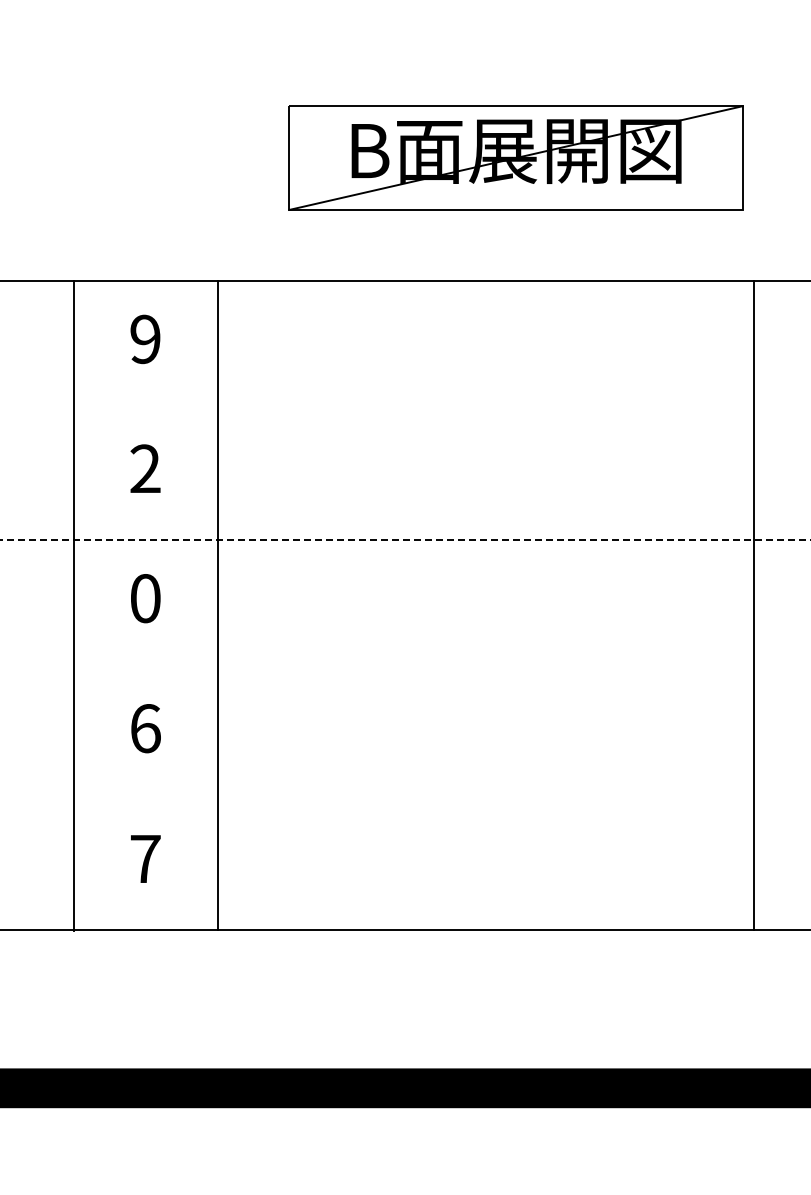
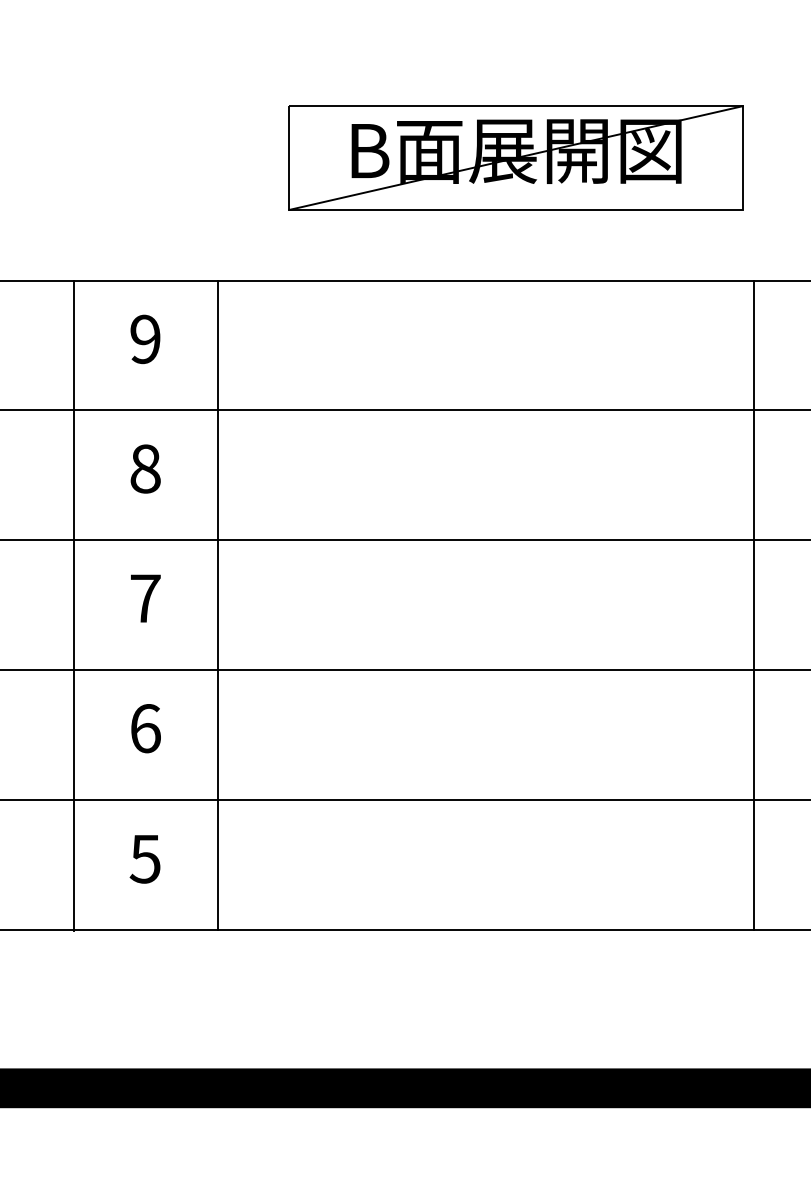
line: none -> present (404, 410)
text: 2 -> 8 (145, 468)
line: dashed -> solid (405, 540)
text: 0 -> 7 (145, 598)
line: none -> present (404, 669)
line: none -> present (404, 800)
text: 7 -> 5 (144, 859)
